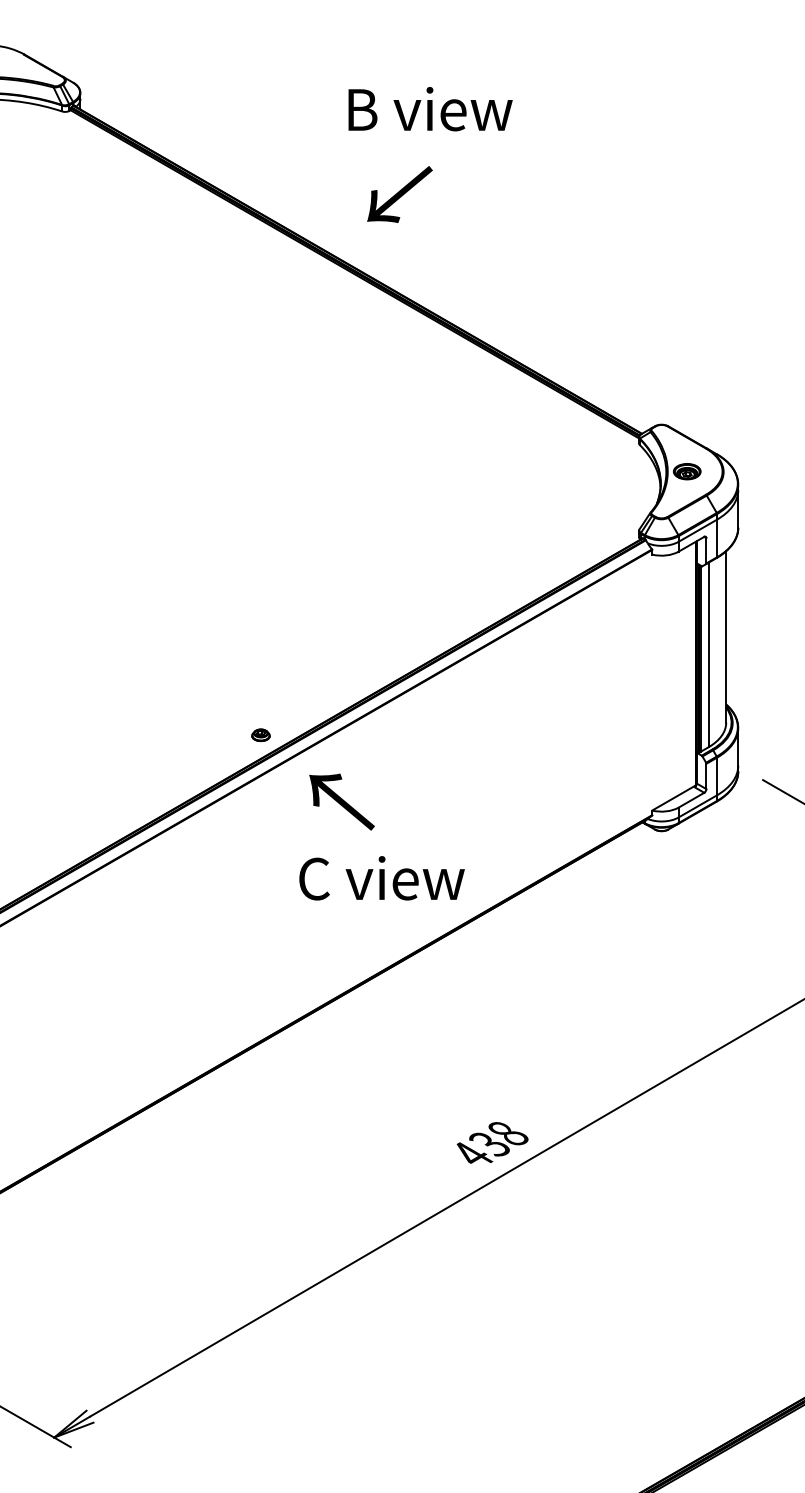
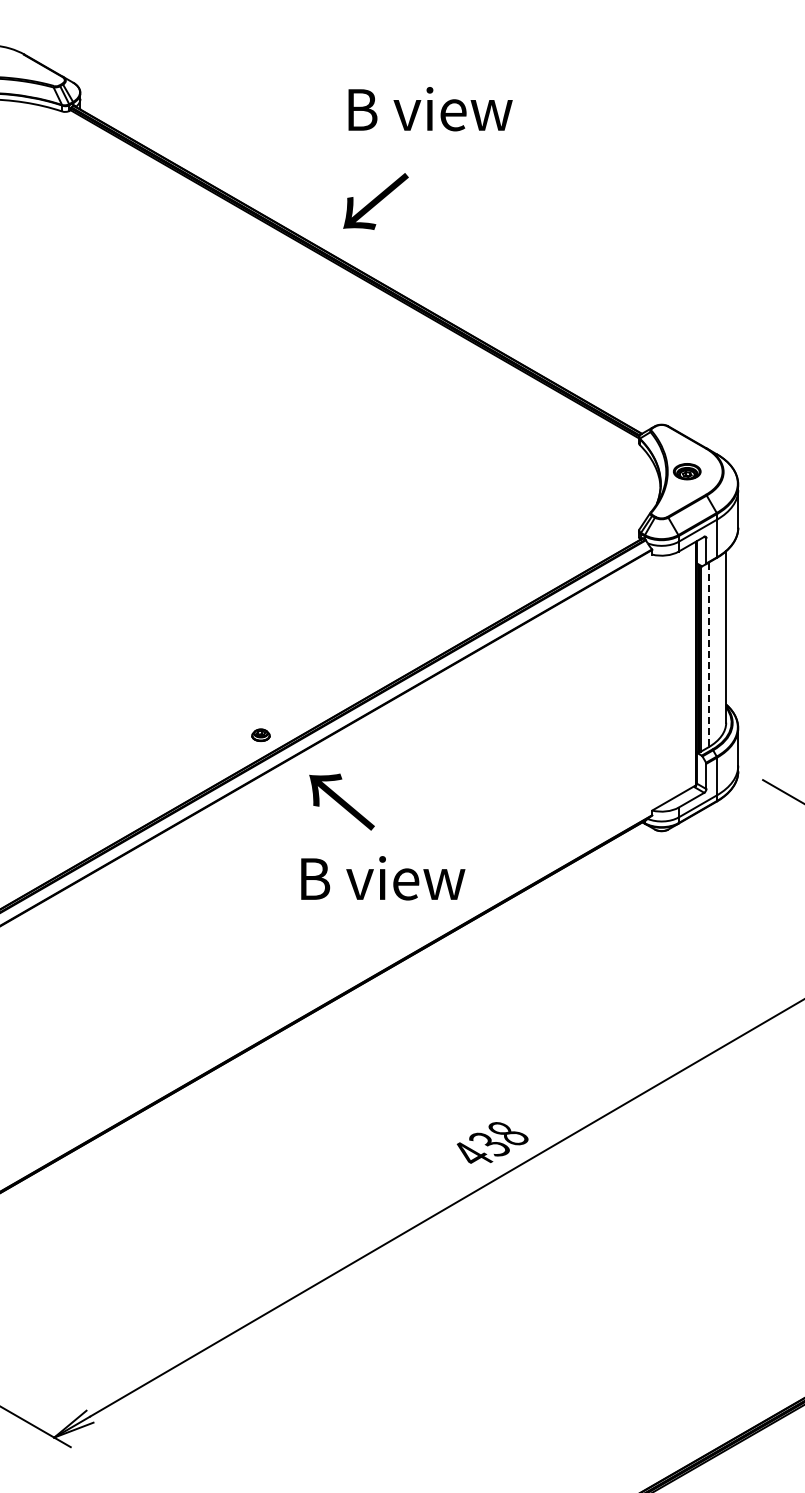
text position: (399, 194) -> (375, 201) (375, 201)
line: solid -> dashed (708, 655)
text: C view -> B view (382, 878)
